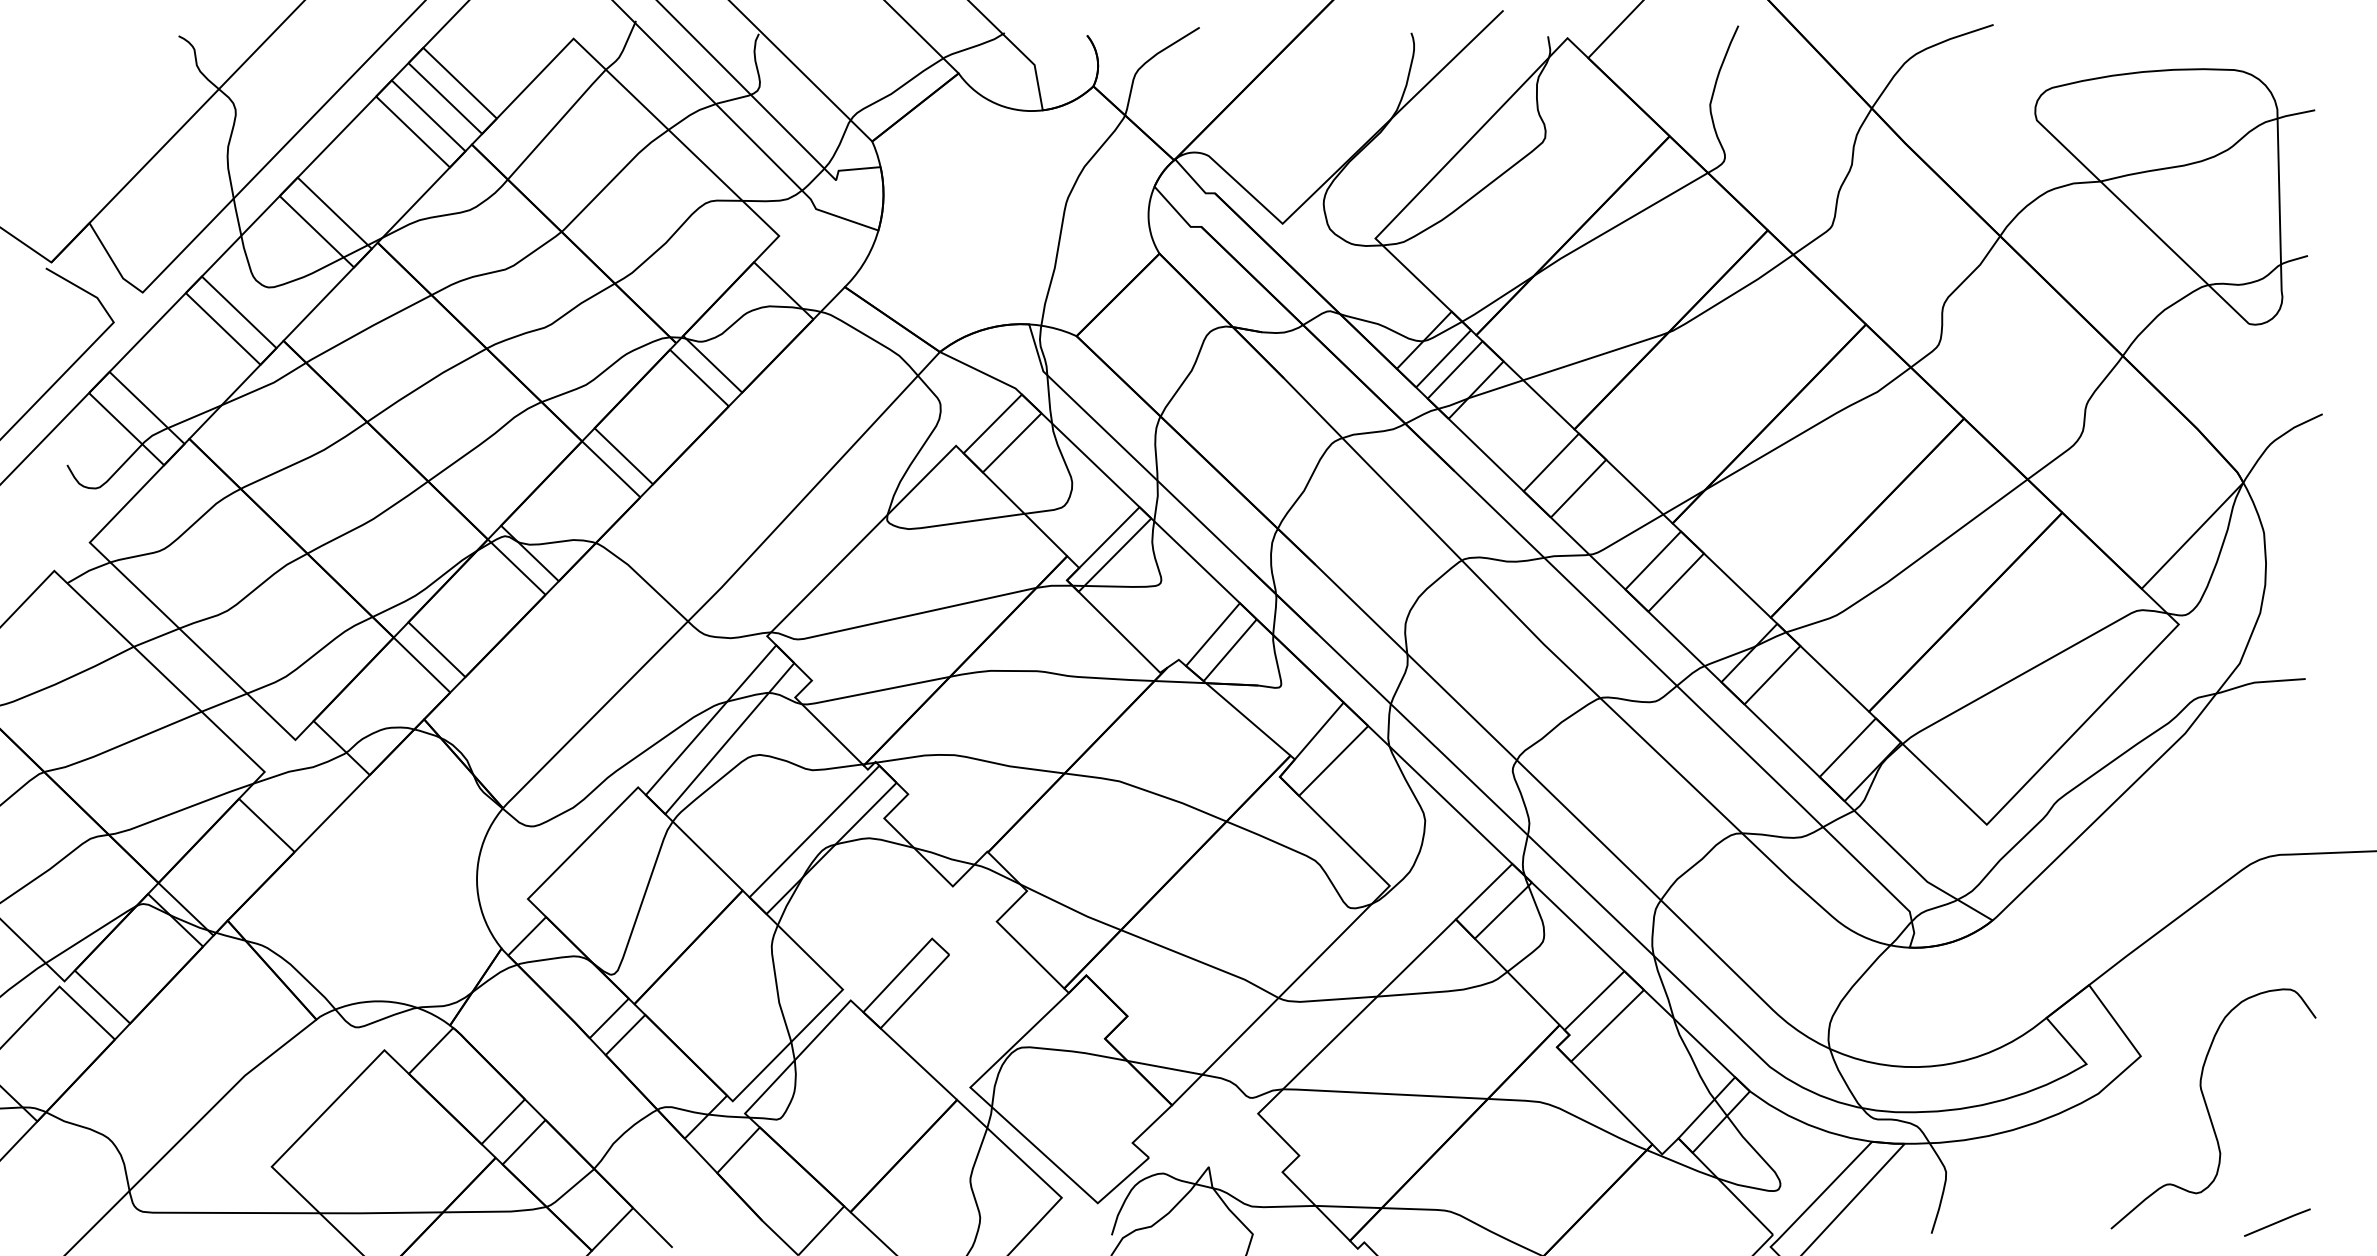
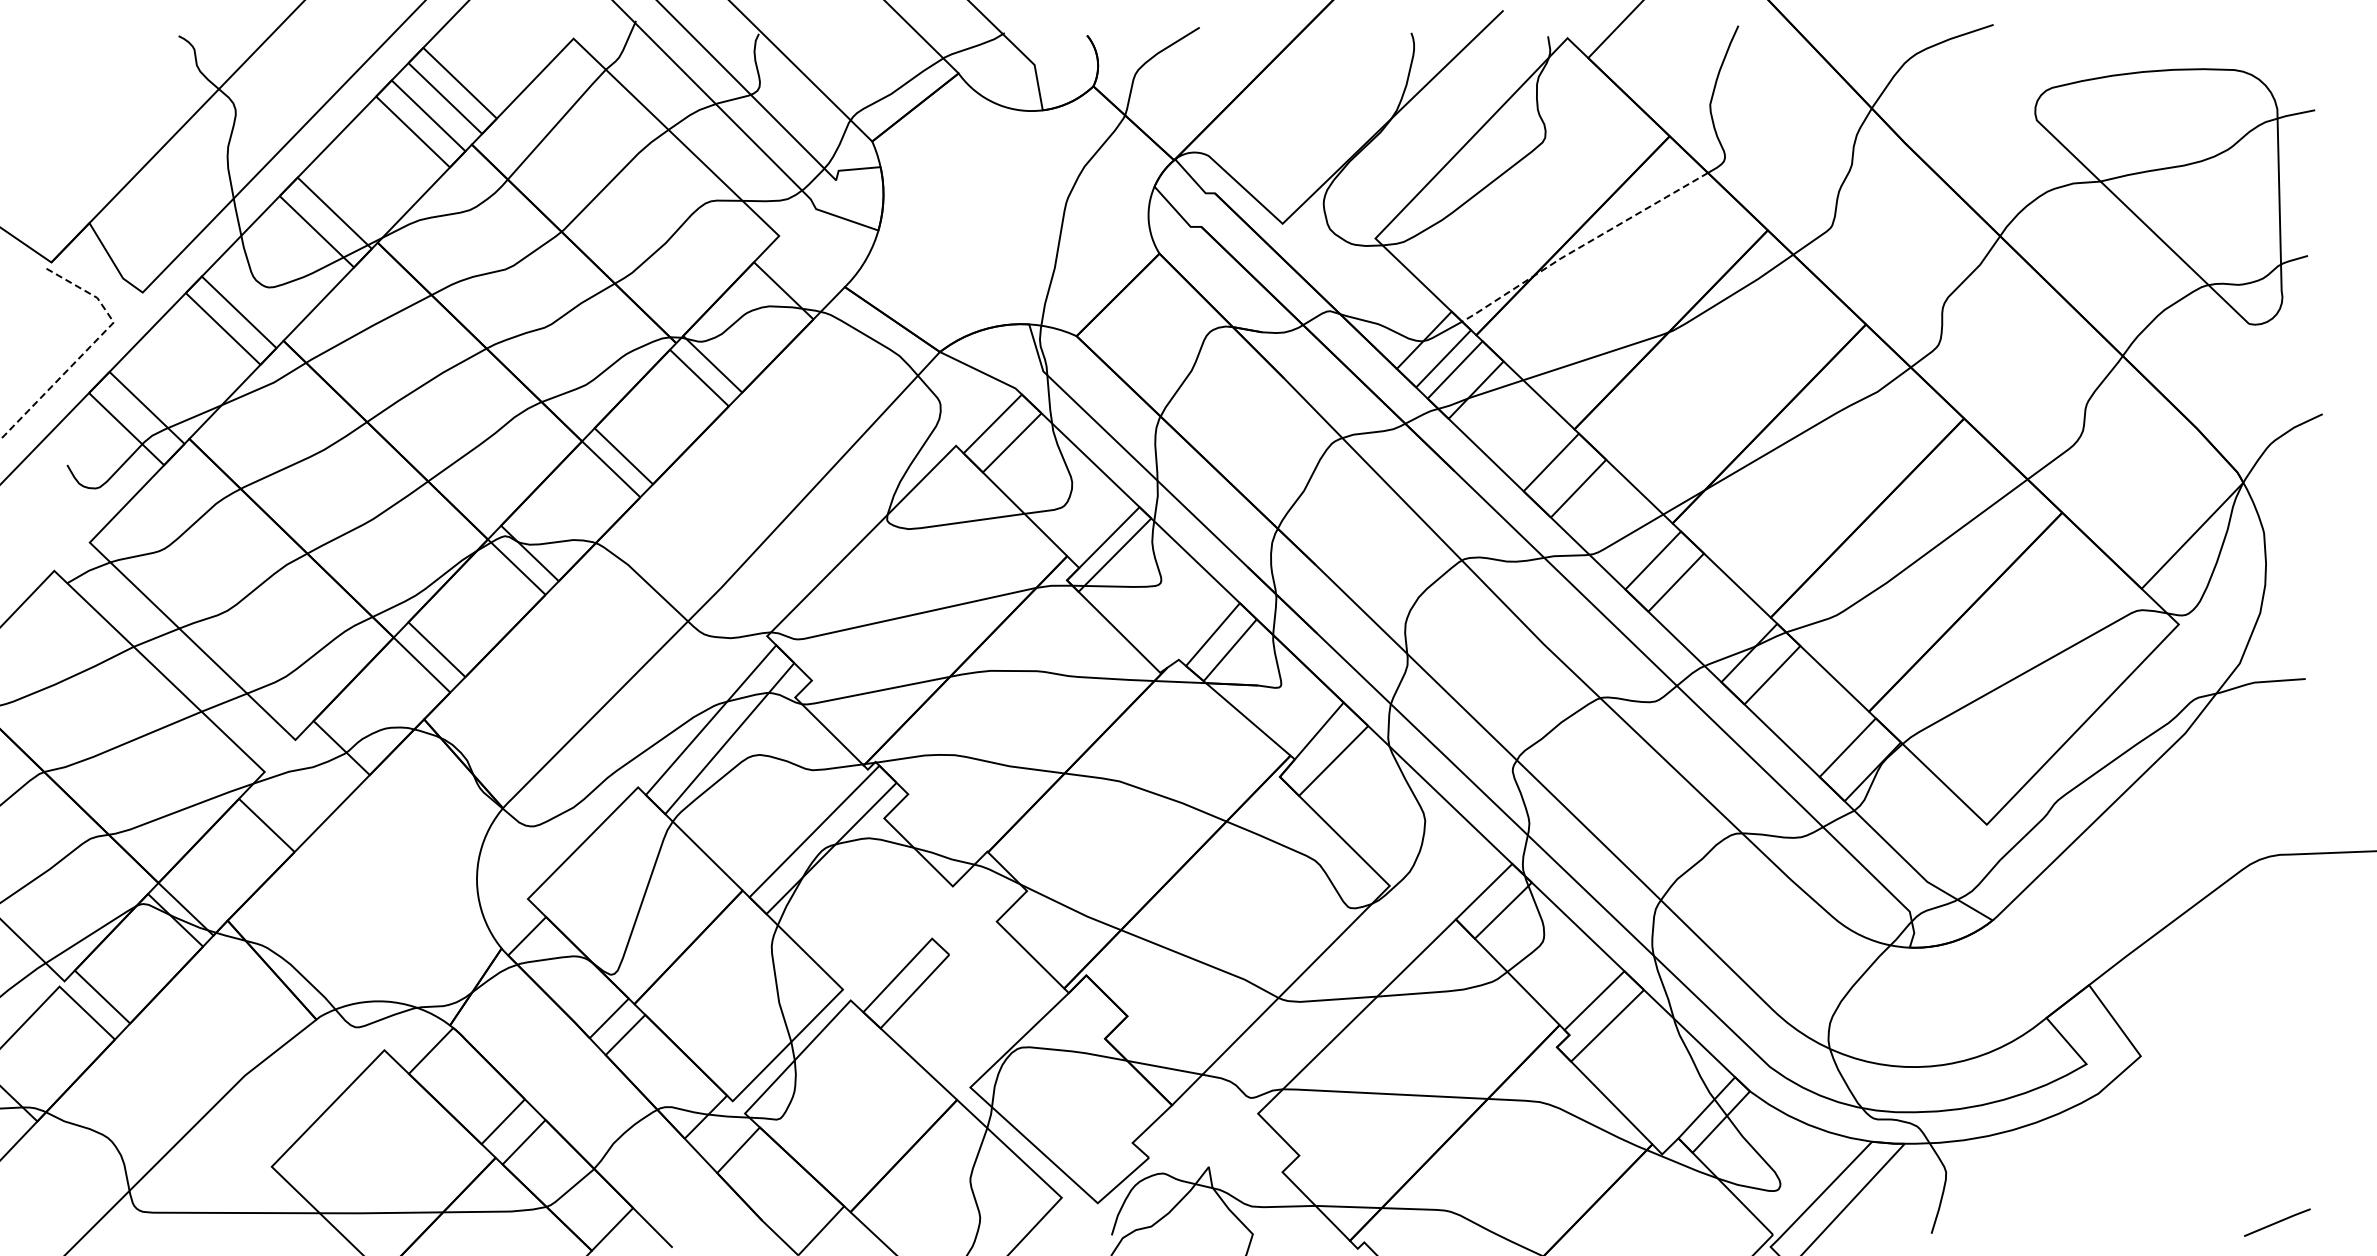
line: solid -> dashed (1582, 246)
line: solid -> dashed (89, 347)
curve: present -> none (2208, 1108)
